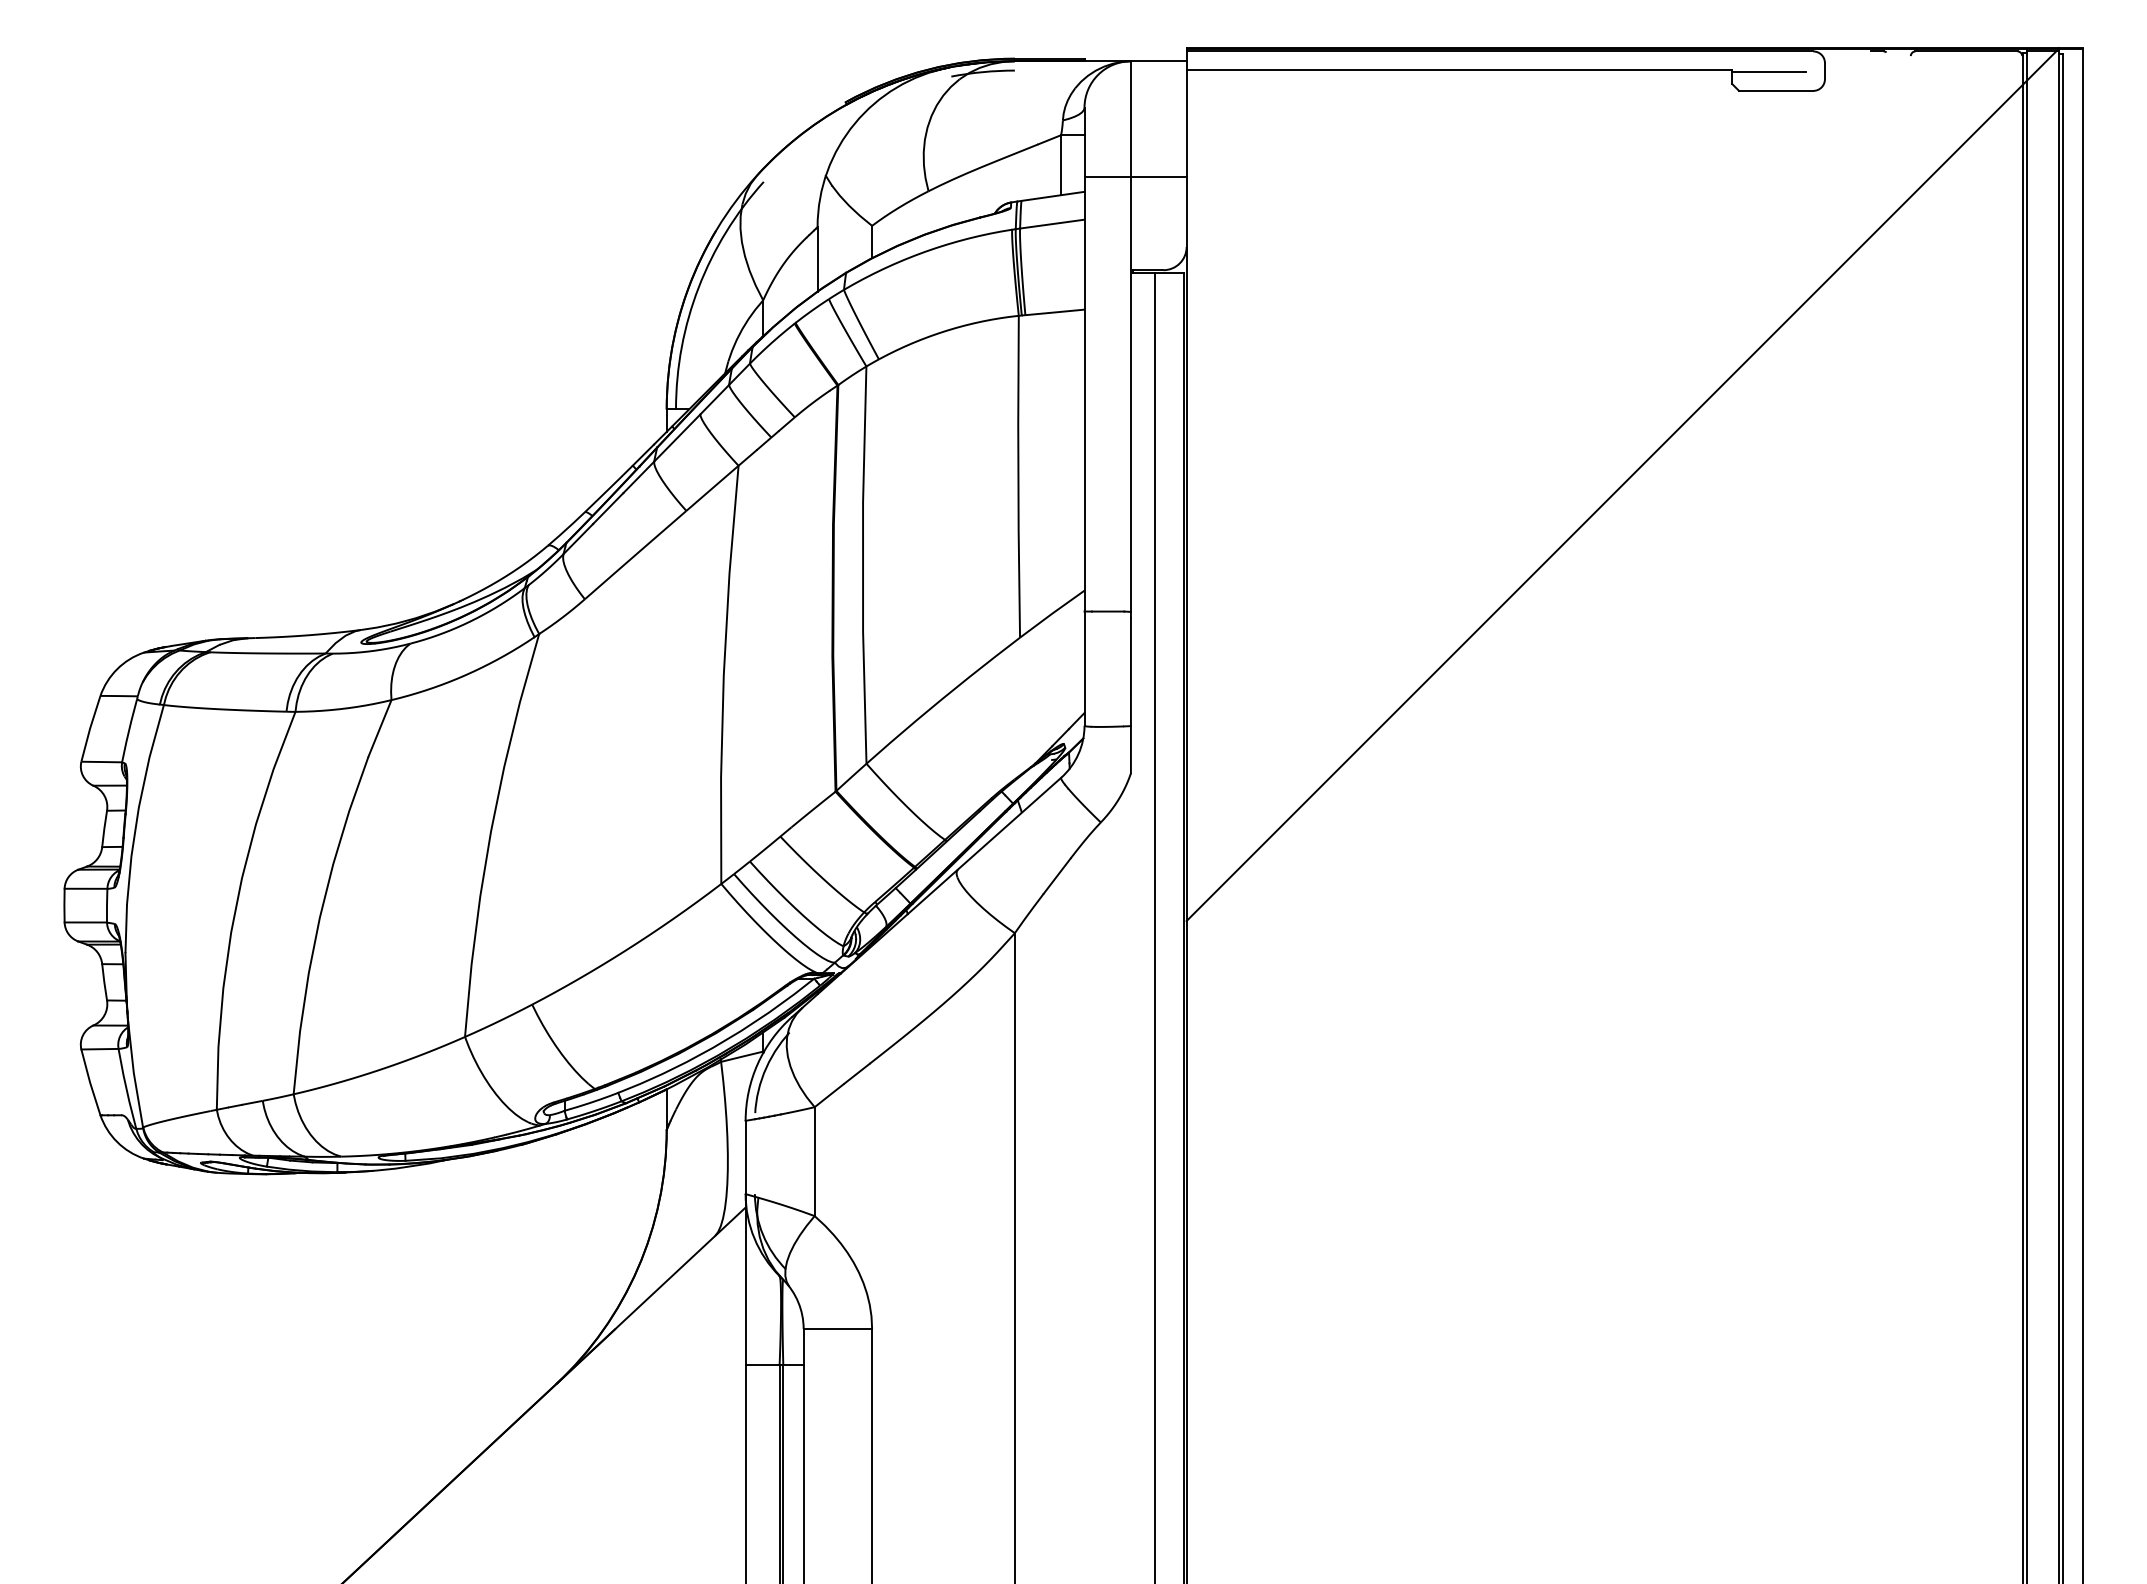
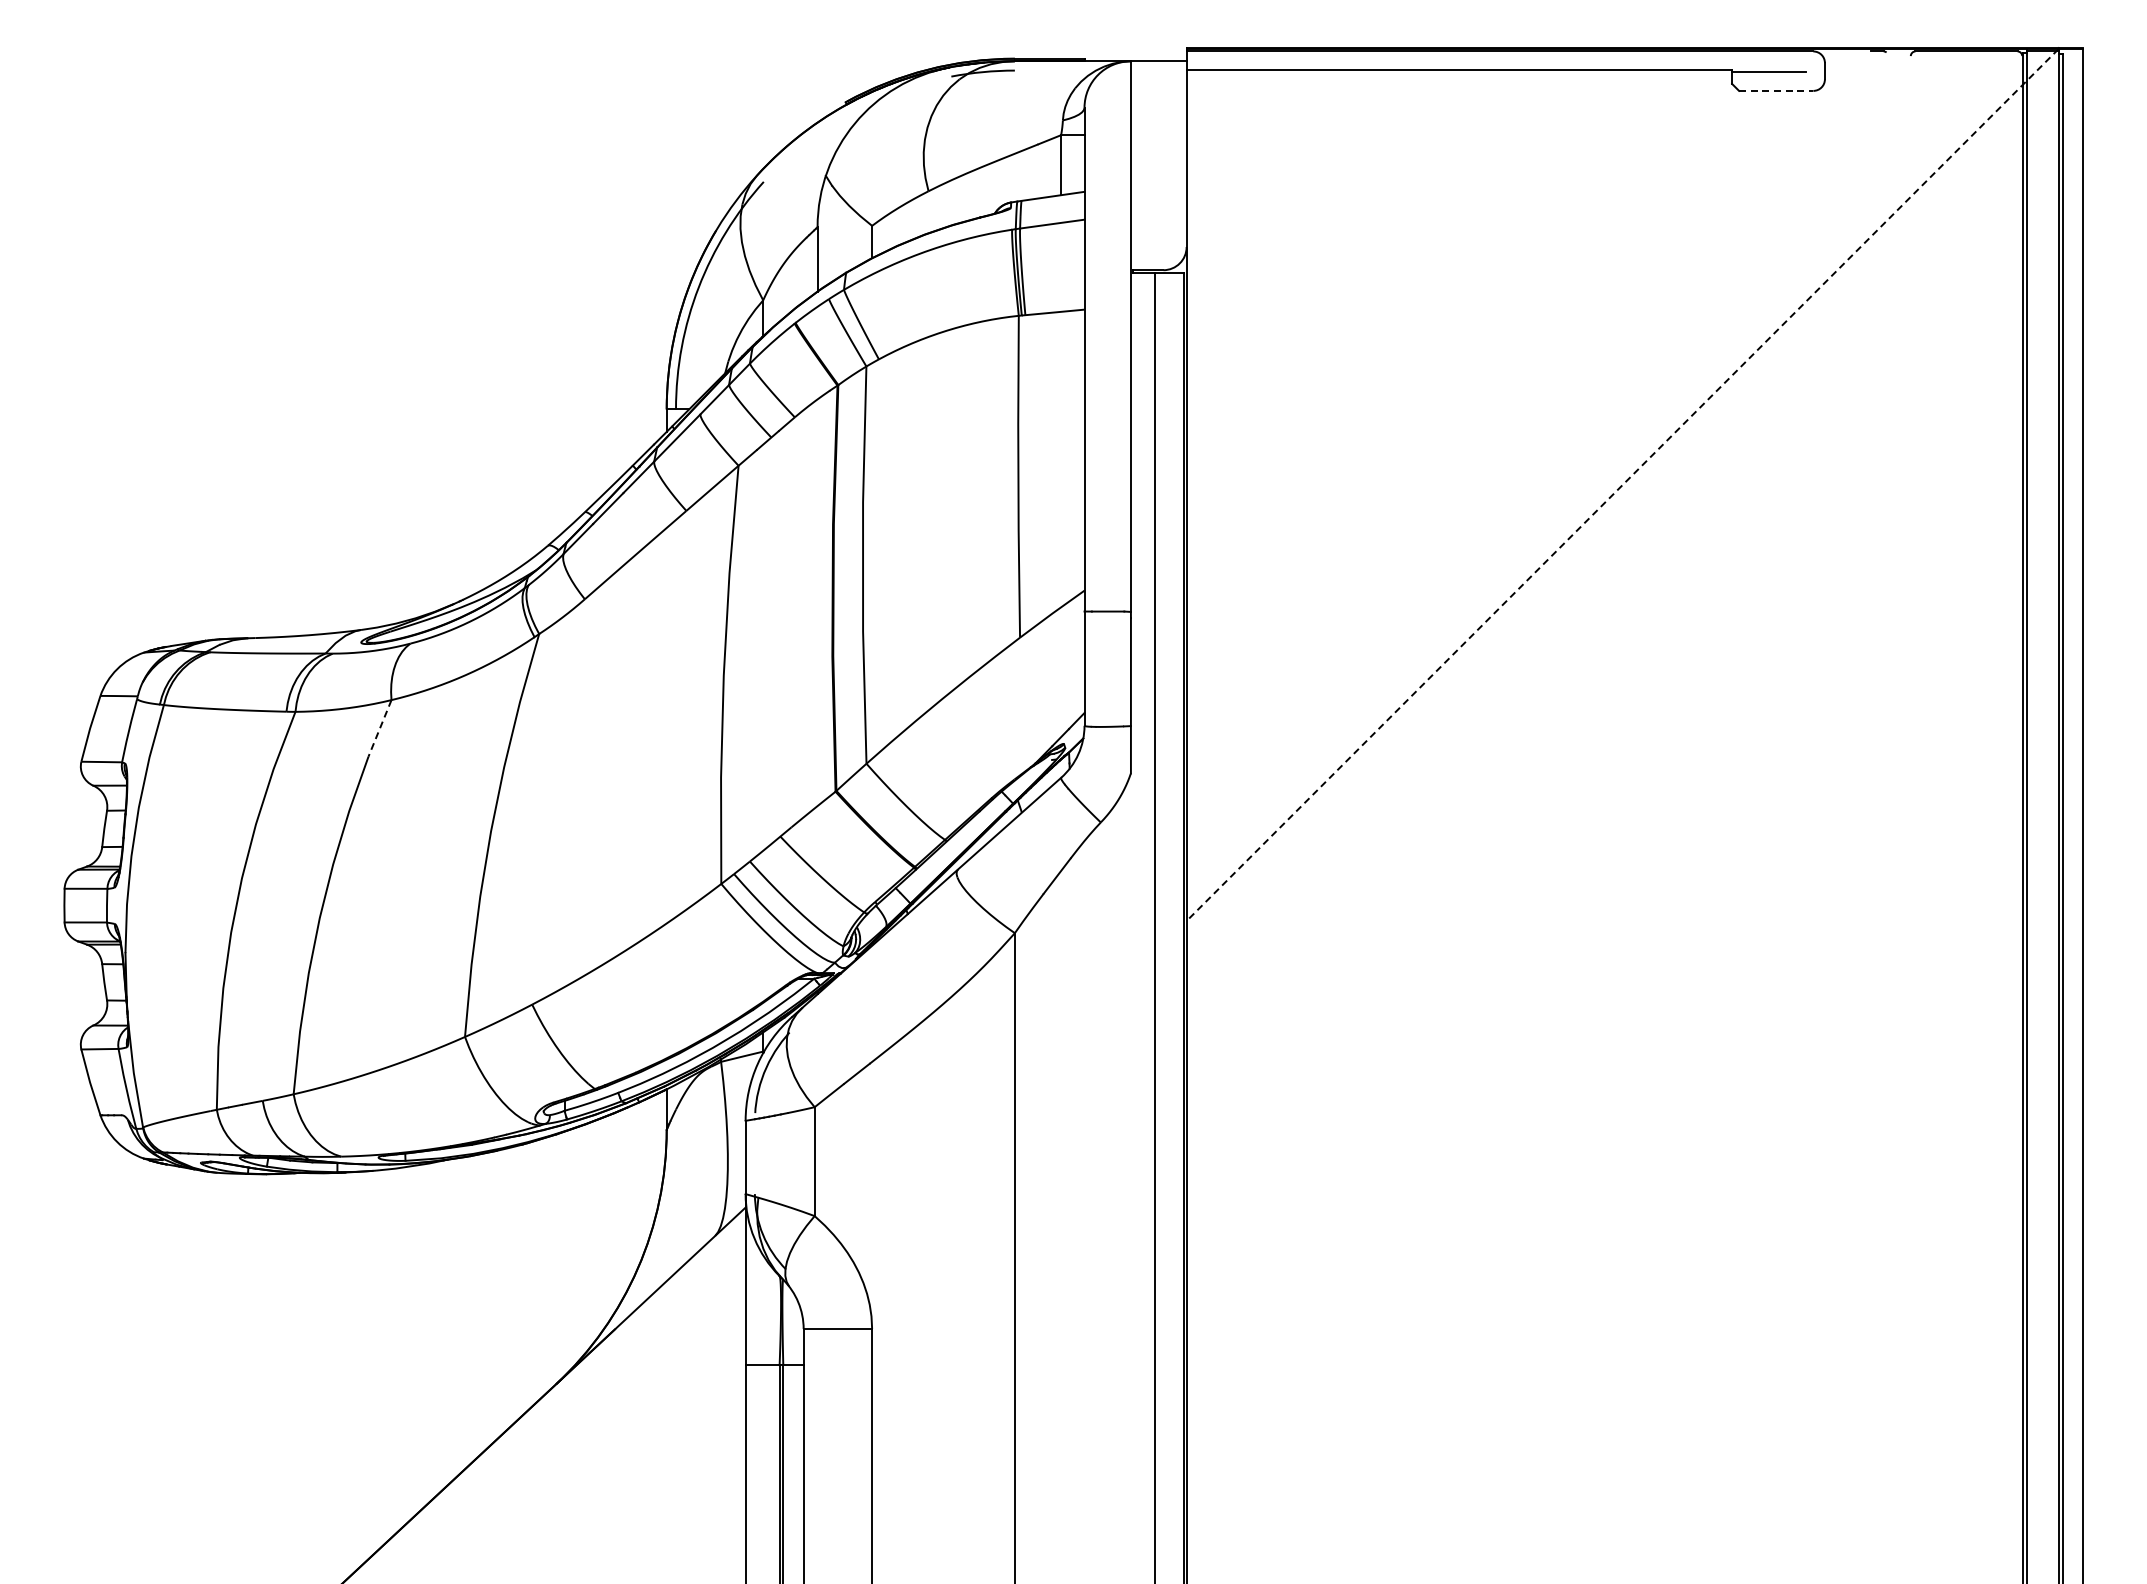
line: solid -> dashed (1776, 90)
line: present -> none (1135, 177)
line: solid -> dashed (1622, 485)
line: solid -> dashed (379, 728)
